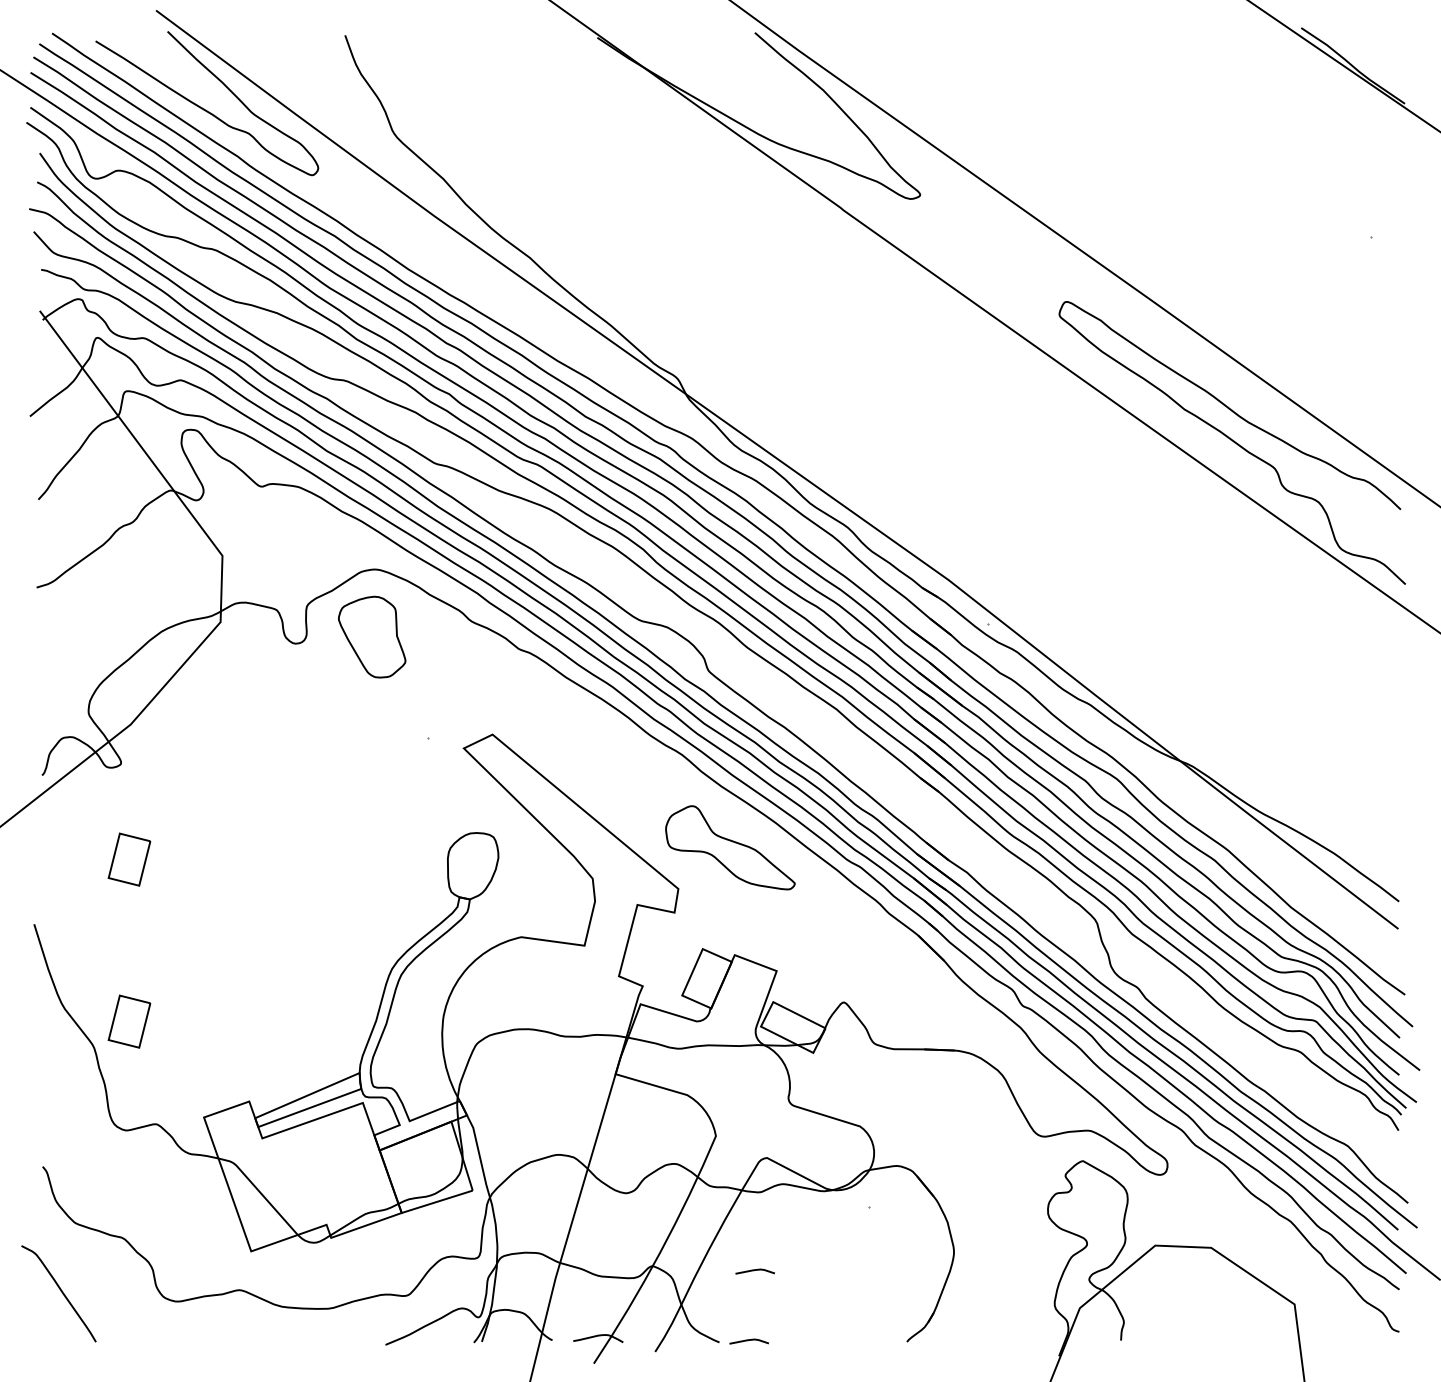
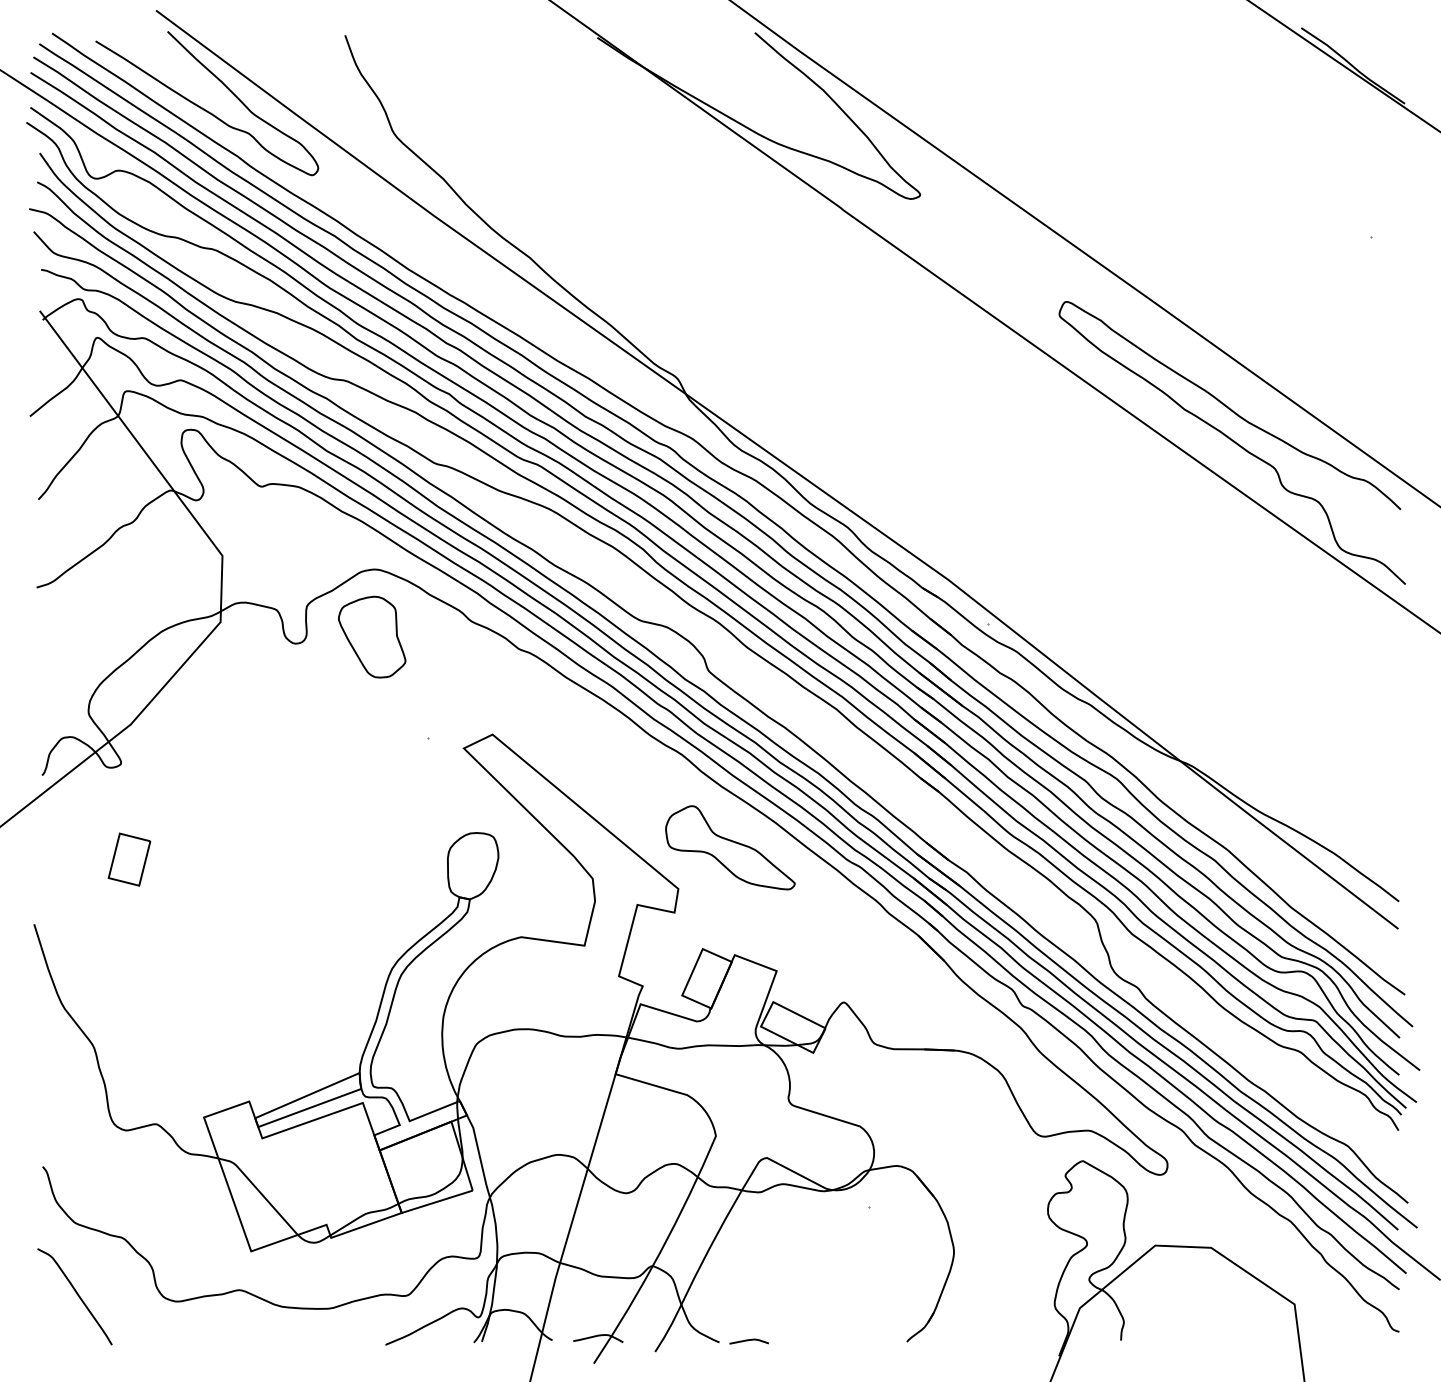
part: present -> none (129, 1021)
line: present -> none (754, 1271)
curve position: (60, 1291) -> (76, 1294) (76, 1294)
